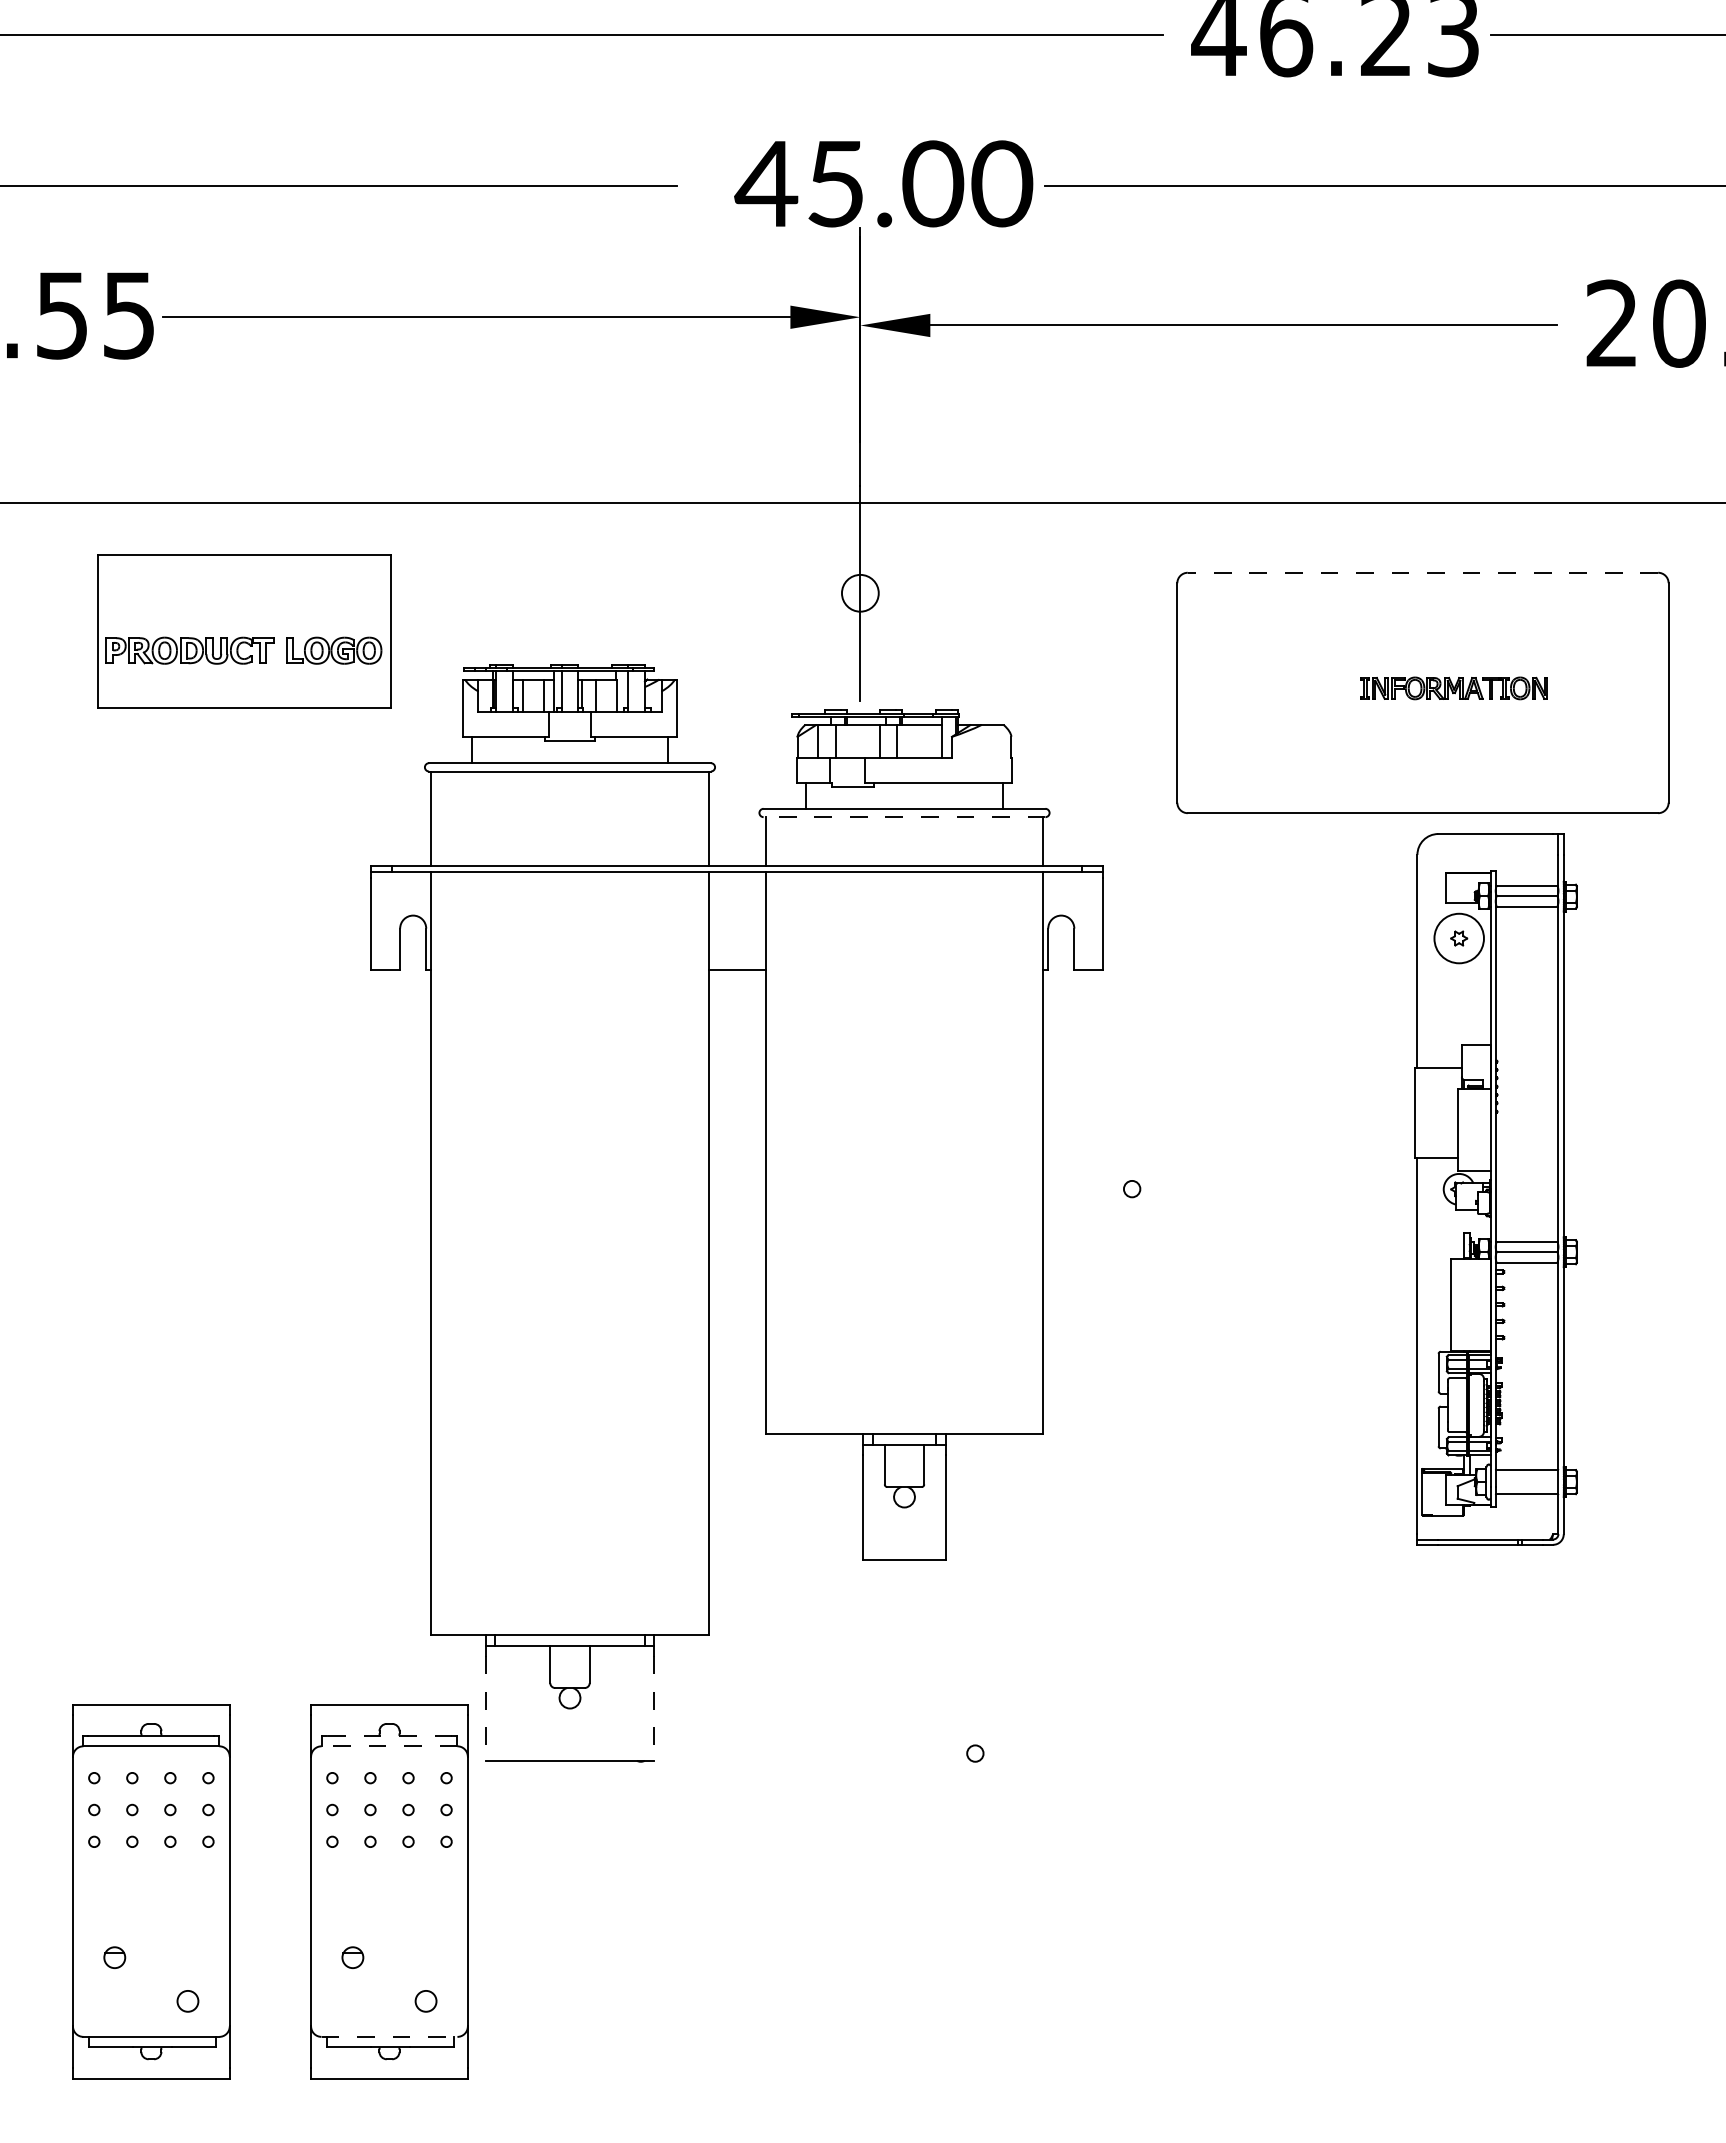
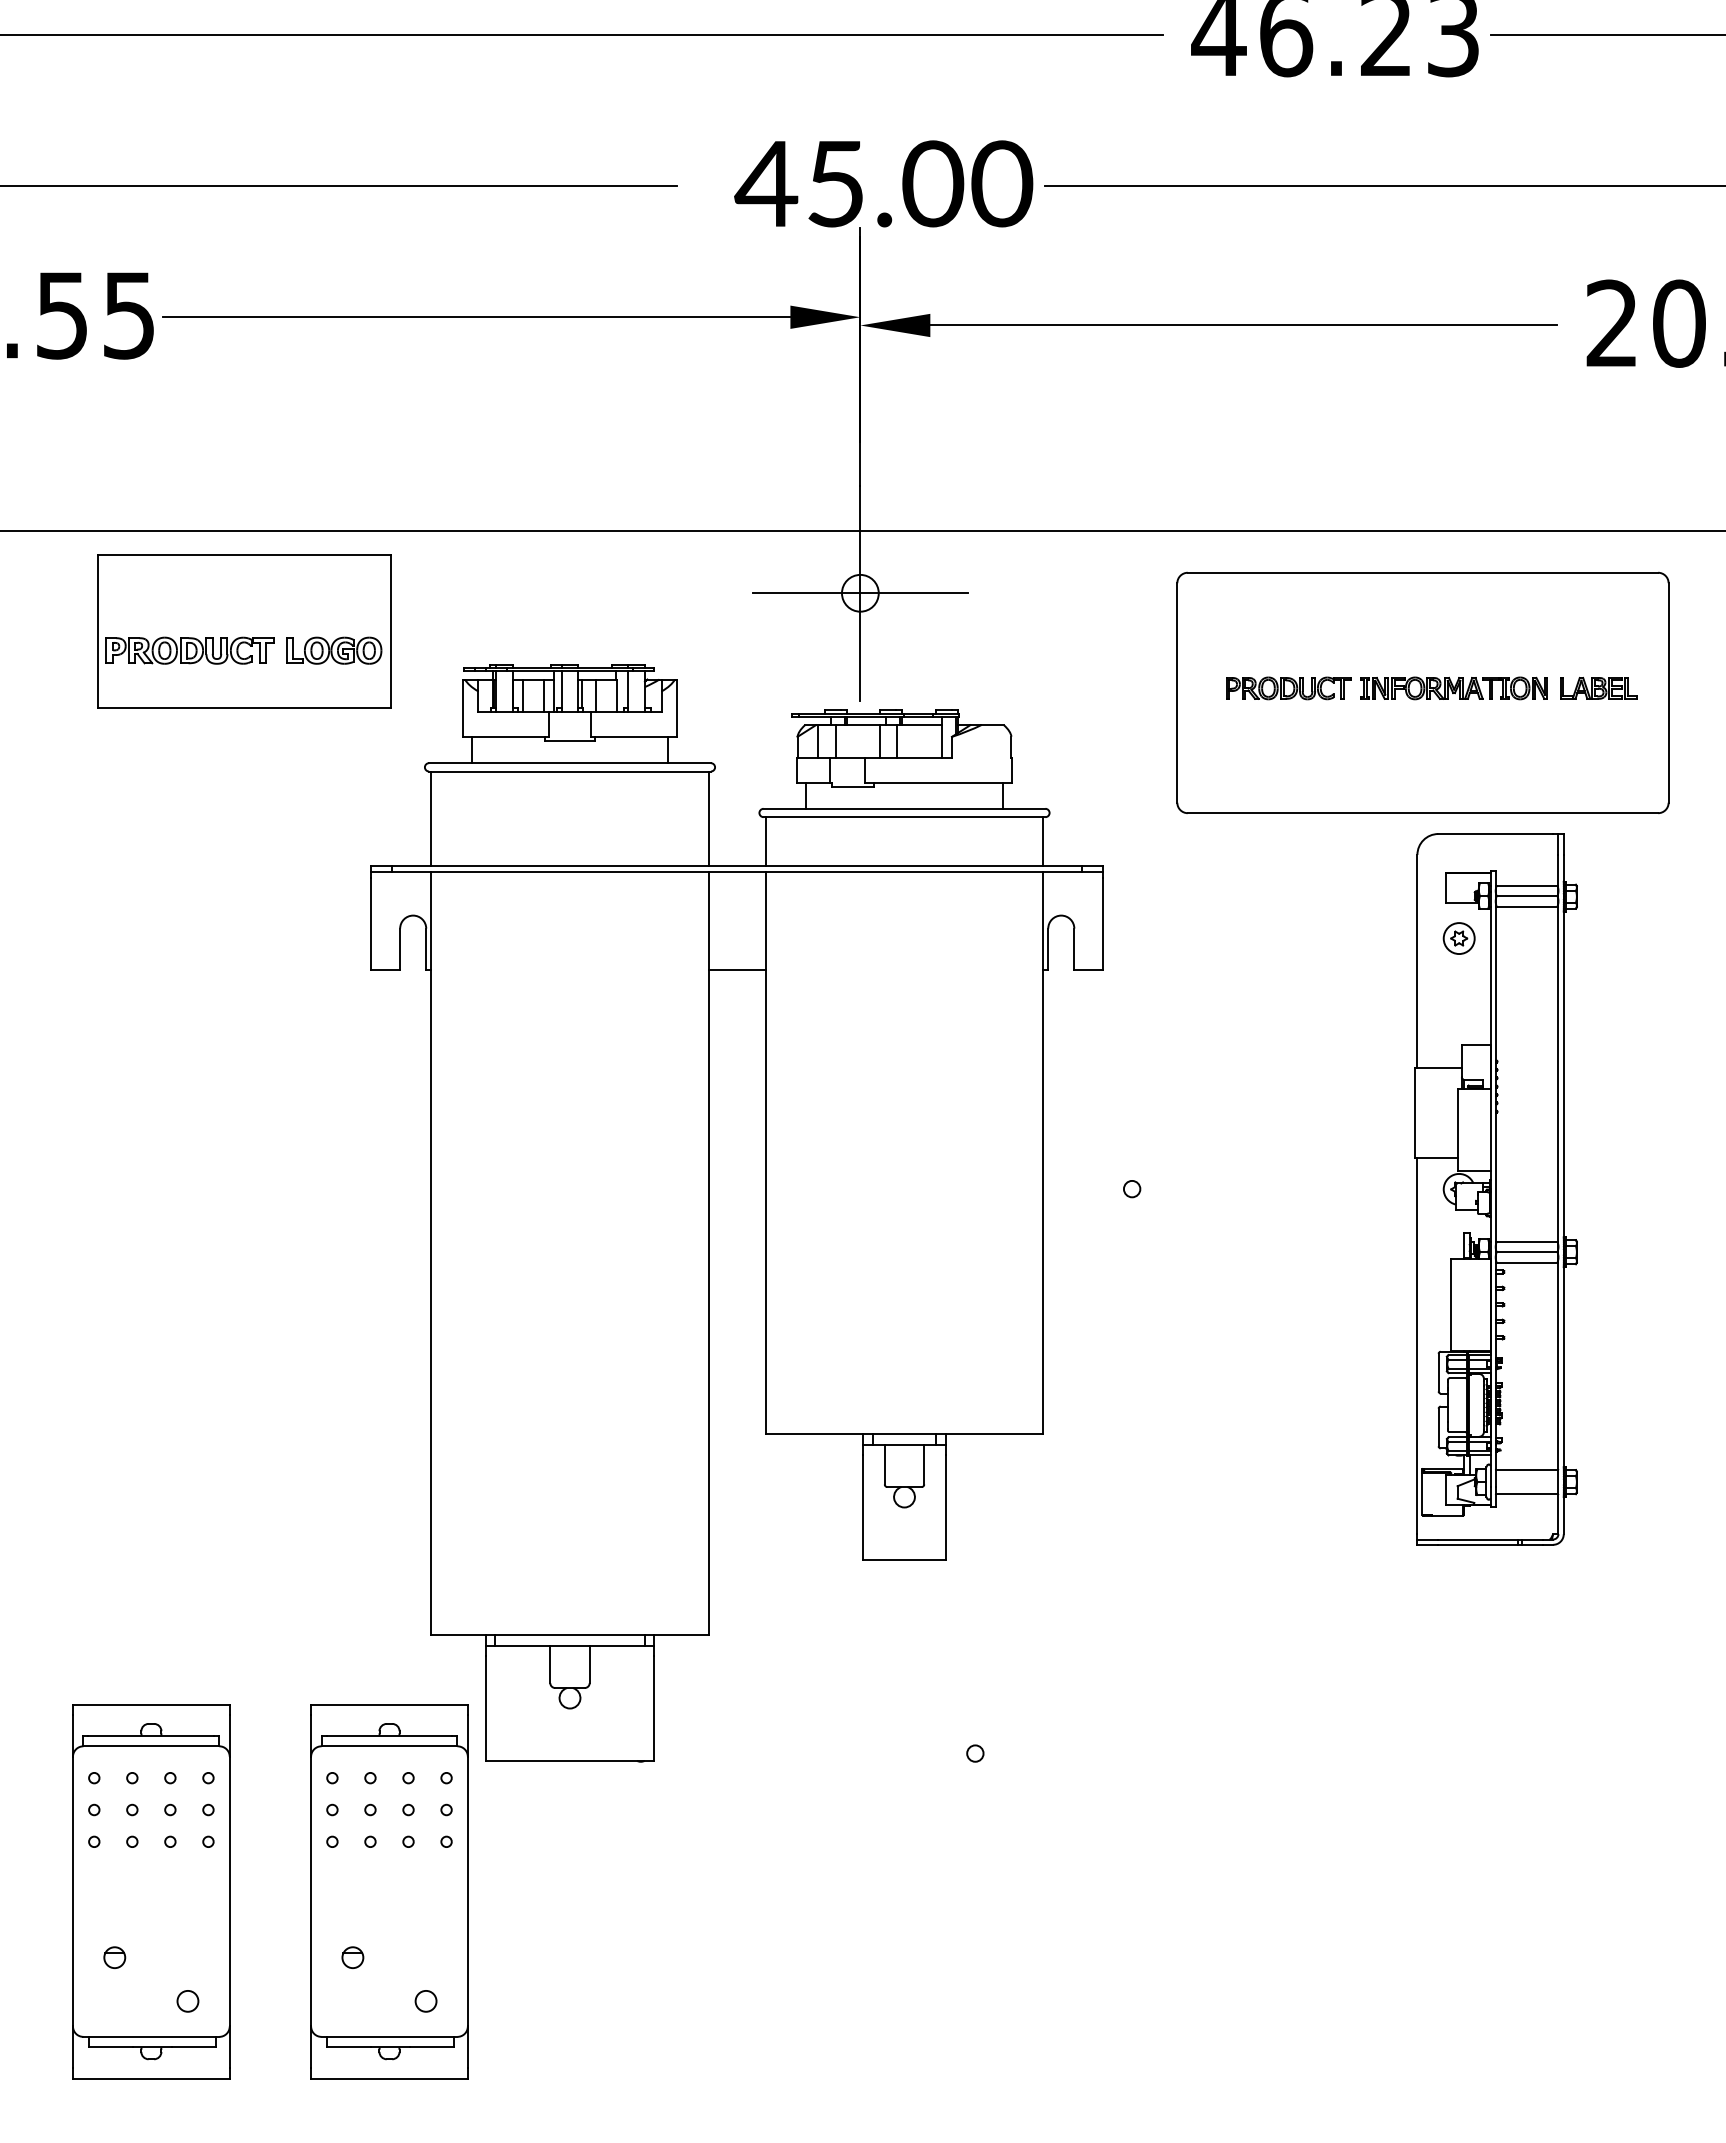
line position: (862, 502) -> (862, 530) (862, 530)
line: dashed -> solid (1422, 572)
line: none -> present (860, 593)
part: none -> present (1288, 688)
part: none -> present (1598, 688)
line: dashed -> solid (904, 817)
circle diameter: 50 px -> 31 px (1458, 938)
line: dashed -> solid (486, 1709)
line: dashed -> solid (653, 1709)
line: dashed -> solid (389, 1735)
line: dashed -> solid (389, 1746)
line: dashed -> solid (389, 2036)
